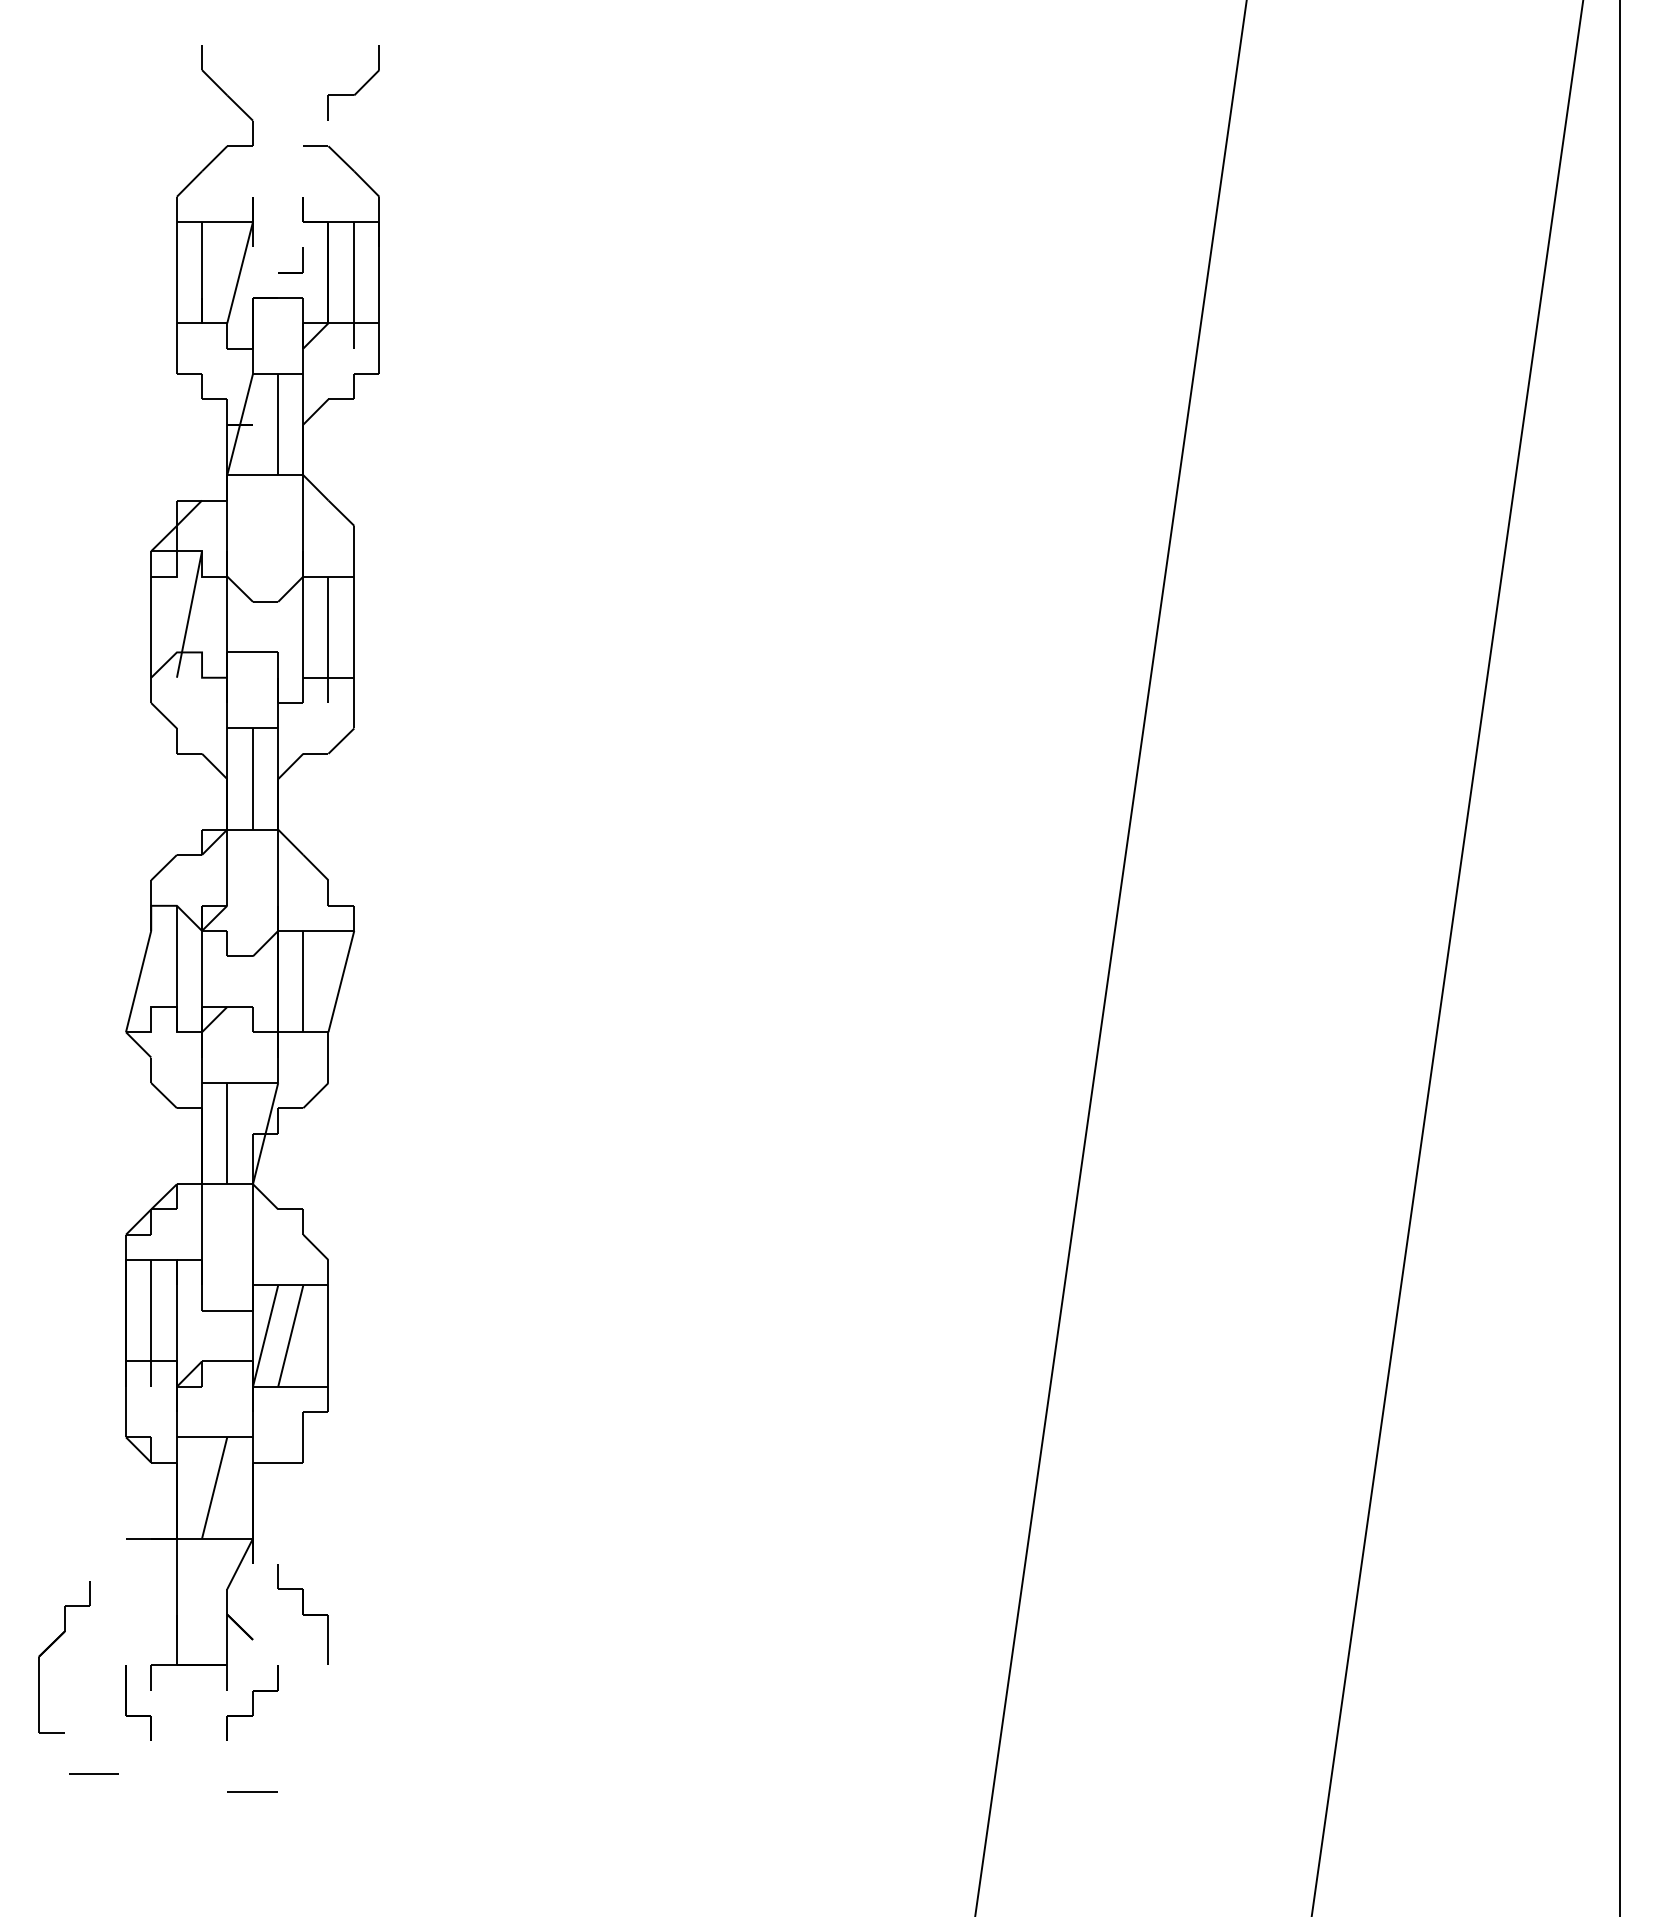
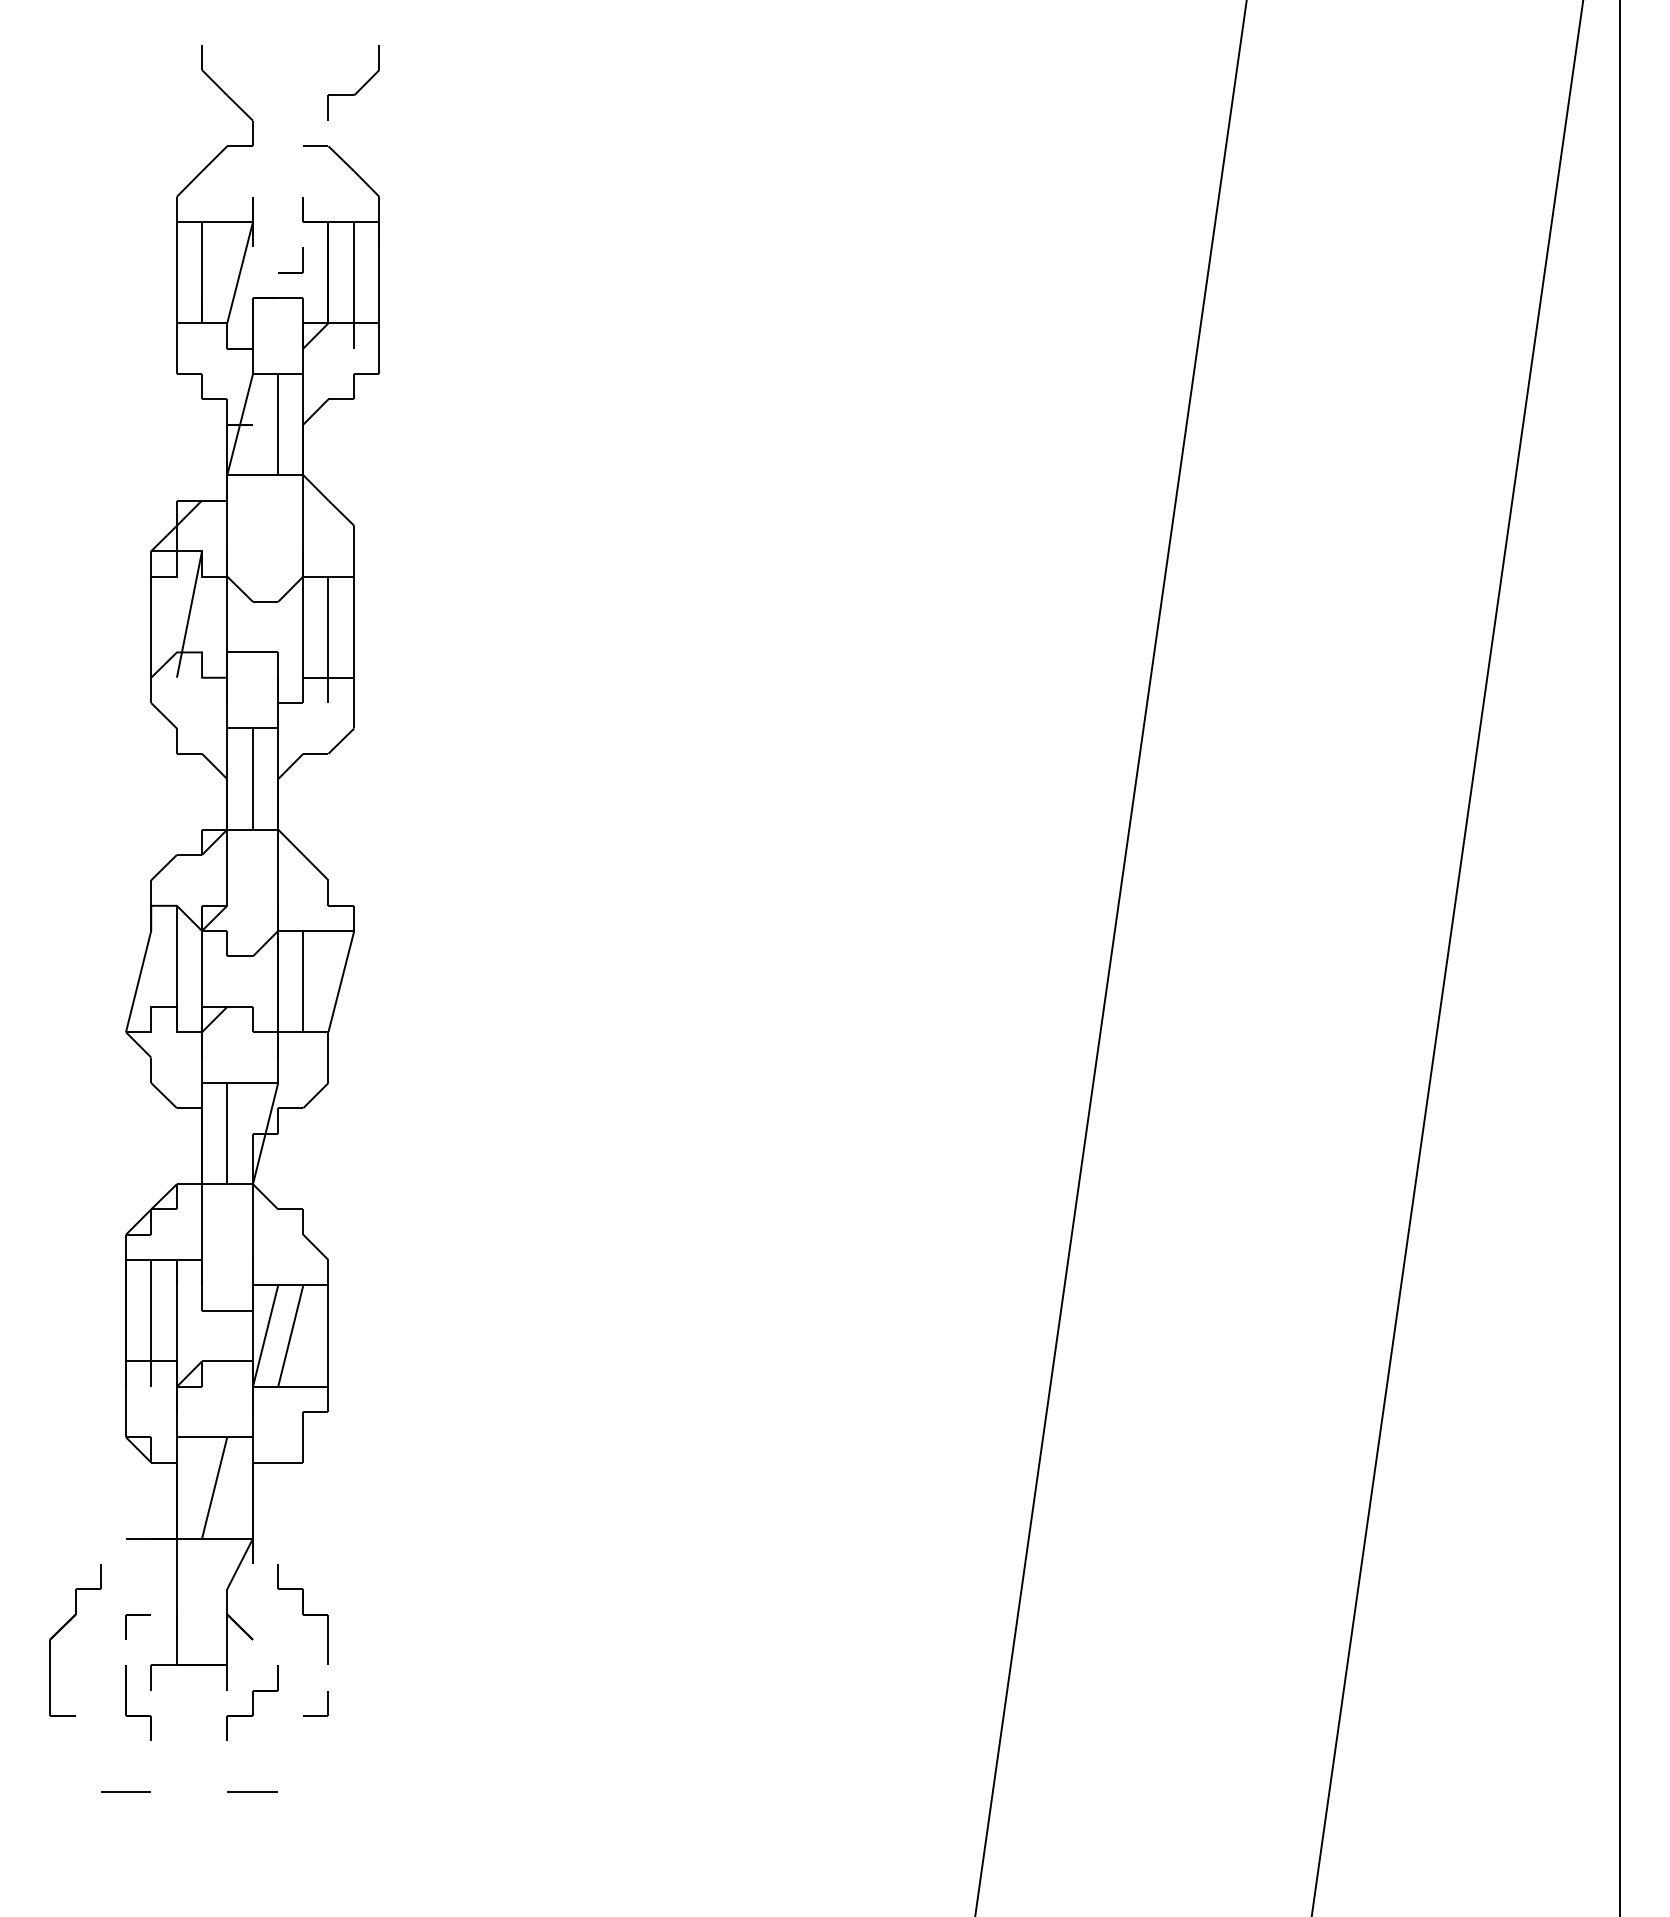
part: none -> present (137, 1615)
part position: (52, 1645) -> (63, 1628) (63, 1628)
part: none -> present (327, 1703)
line position: (93, 1773) -> (125, 1791) (125, 1791)
